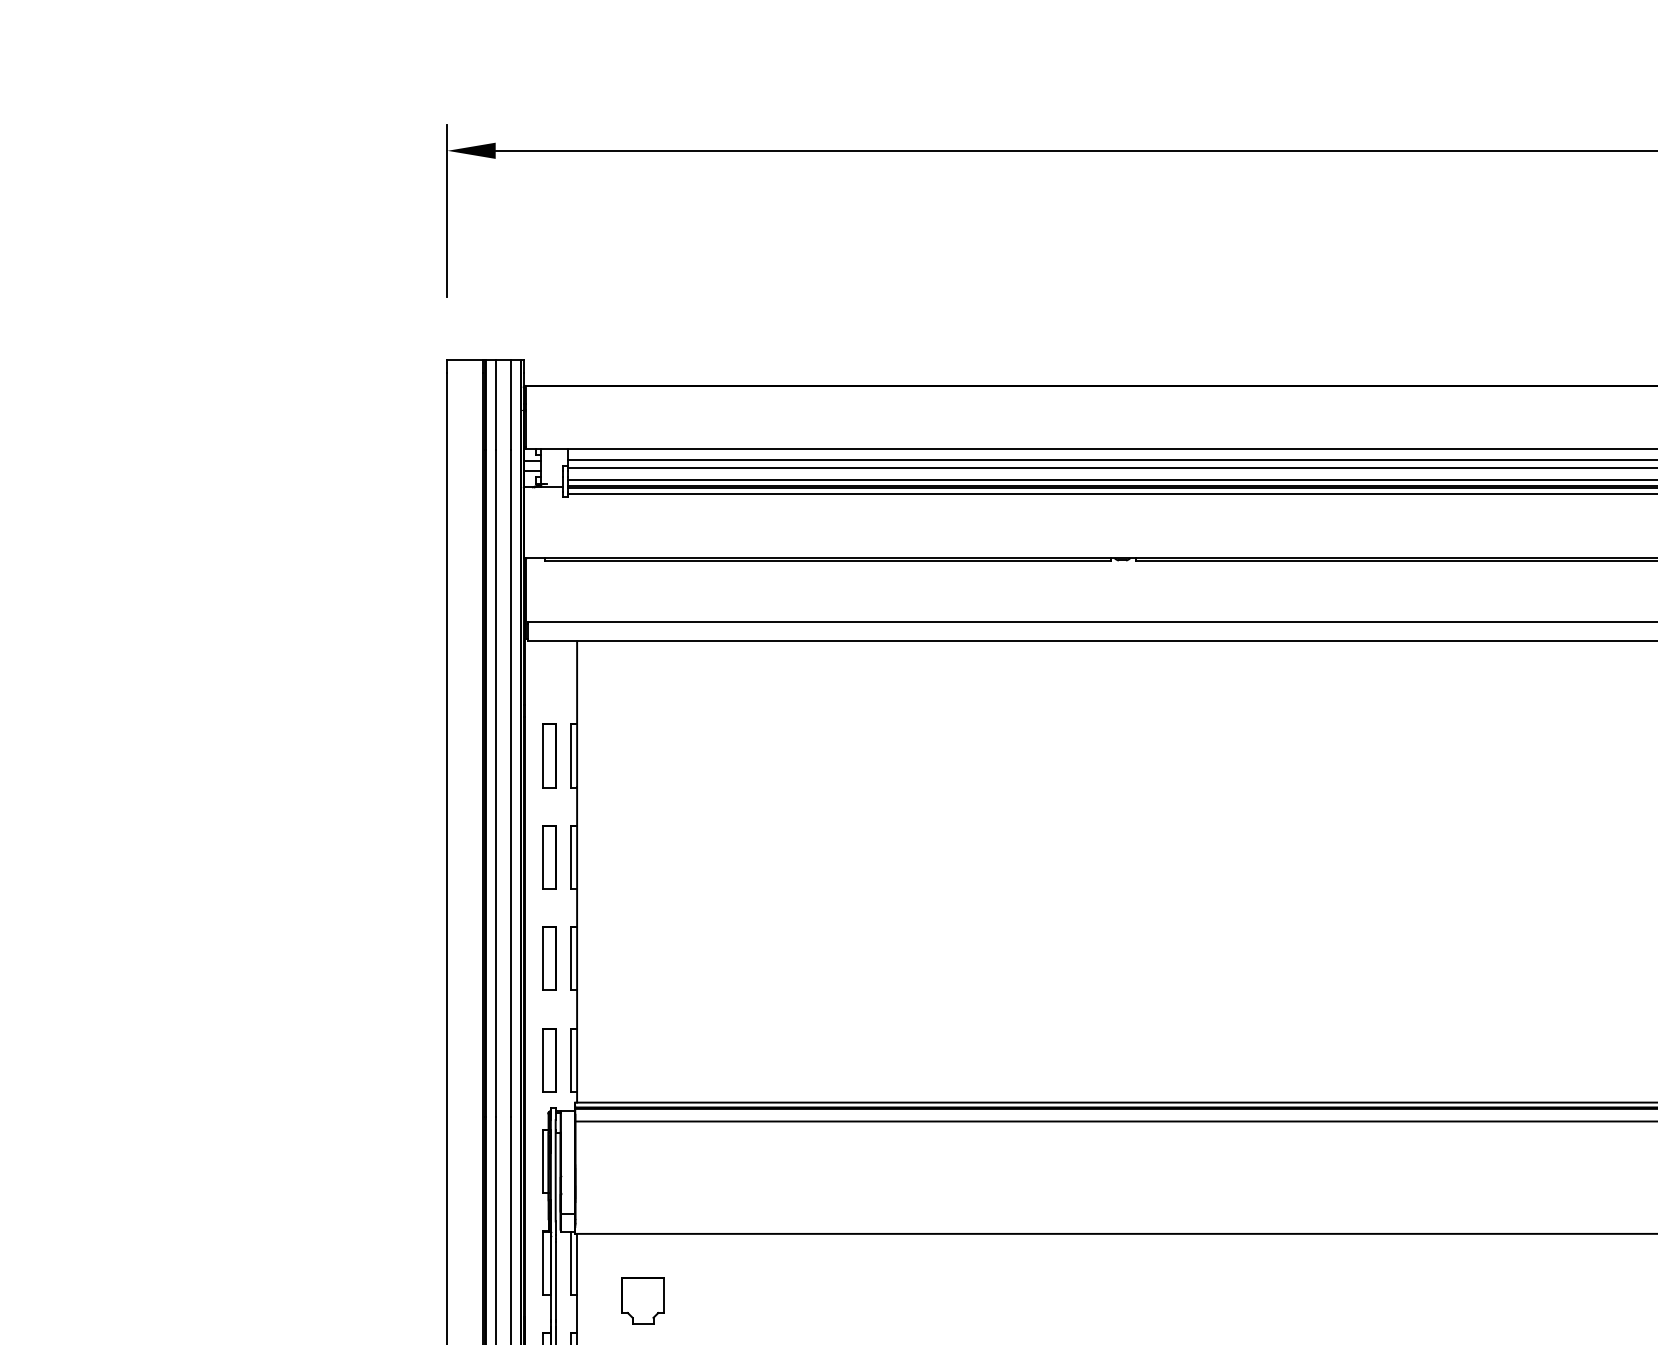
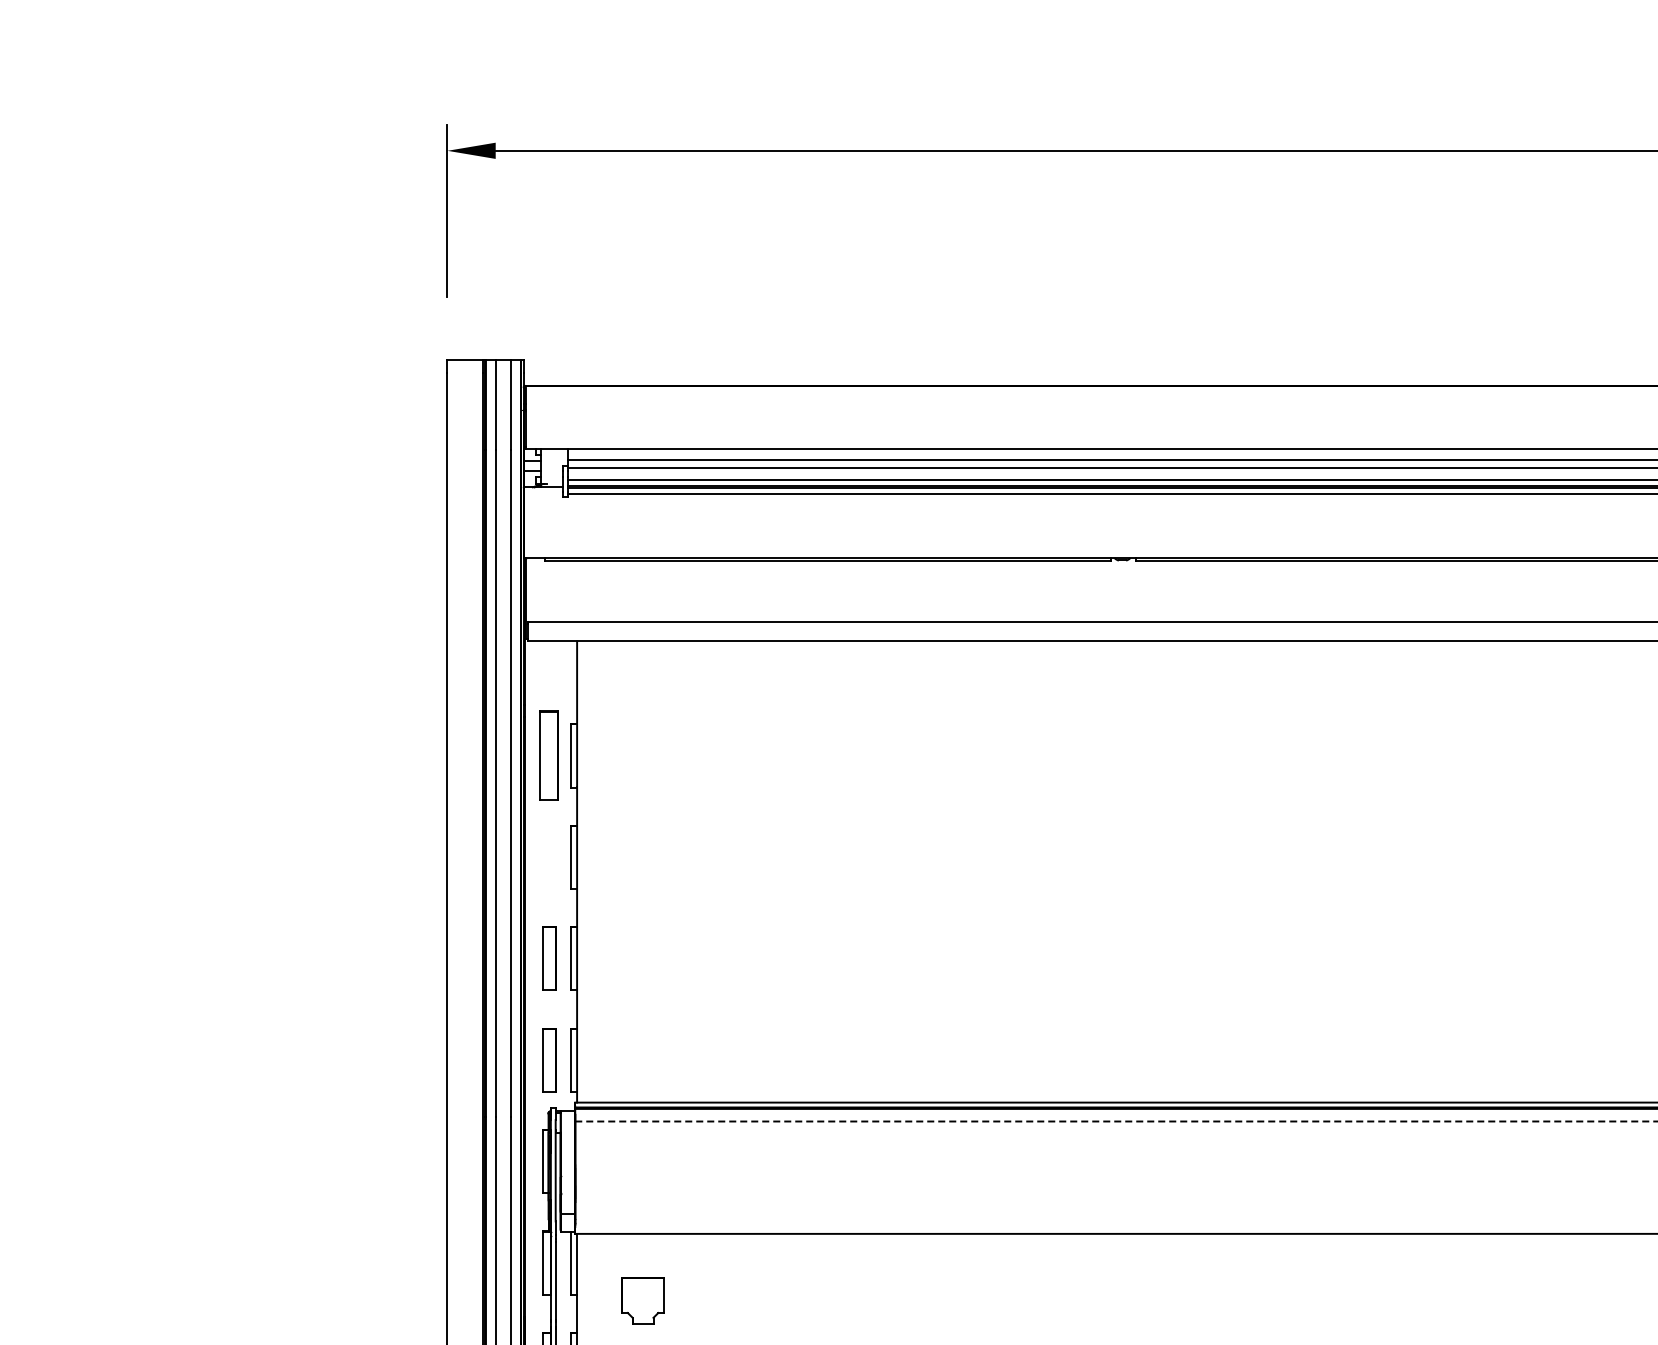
part size: 15x66 px -> 20x91 px (548, 755)
part: present -> none (549, 857)
line: solid -> dashed (1116, 1121)
